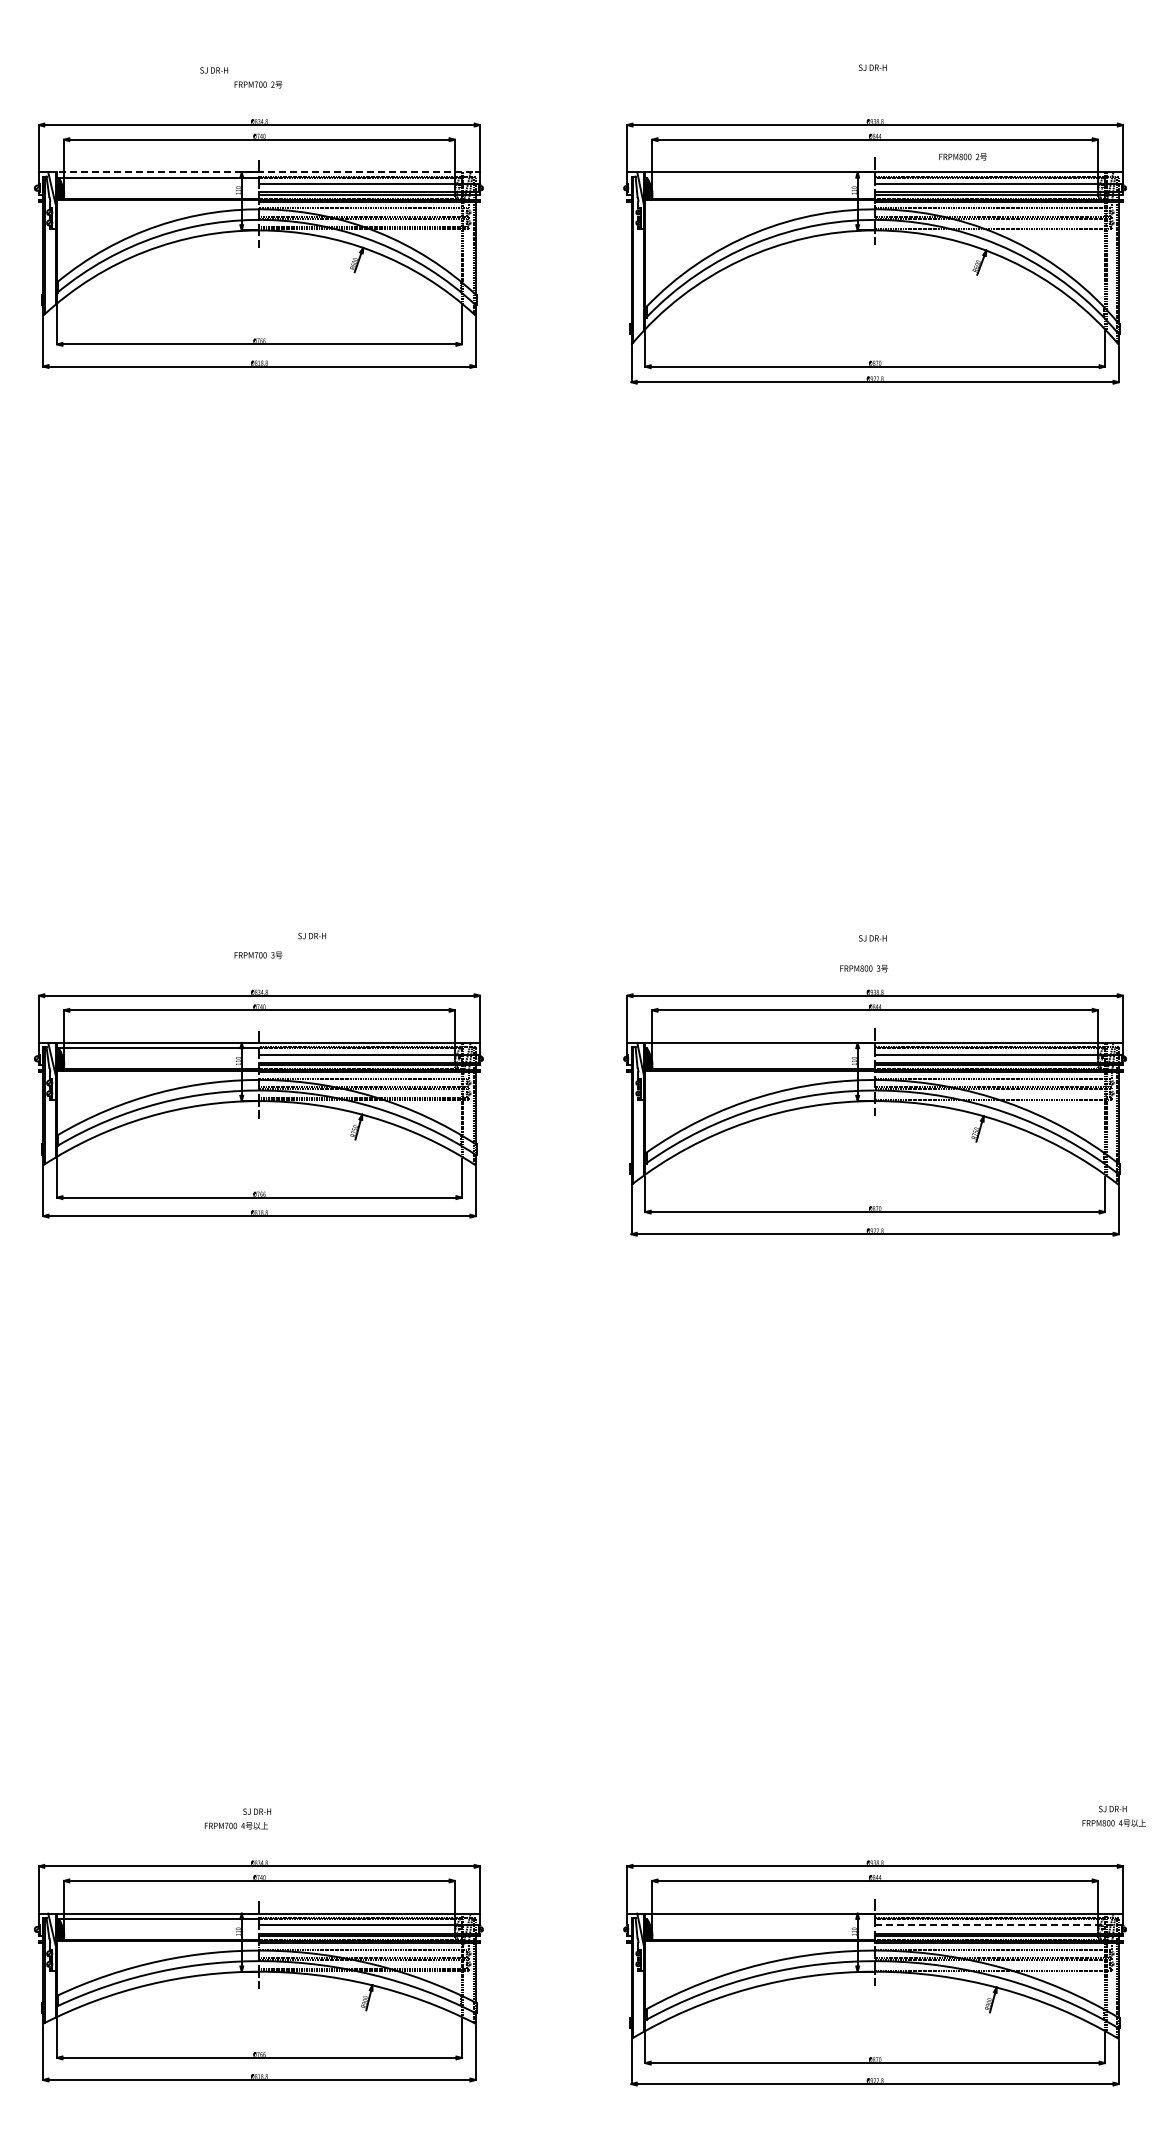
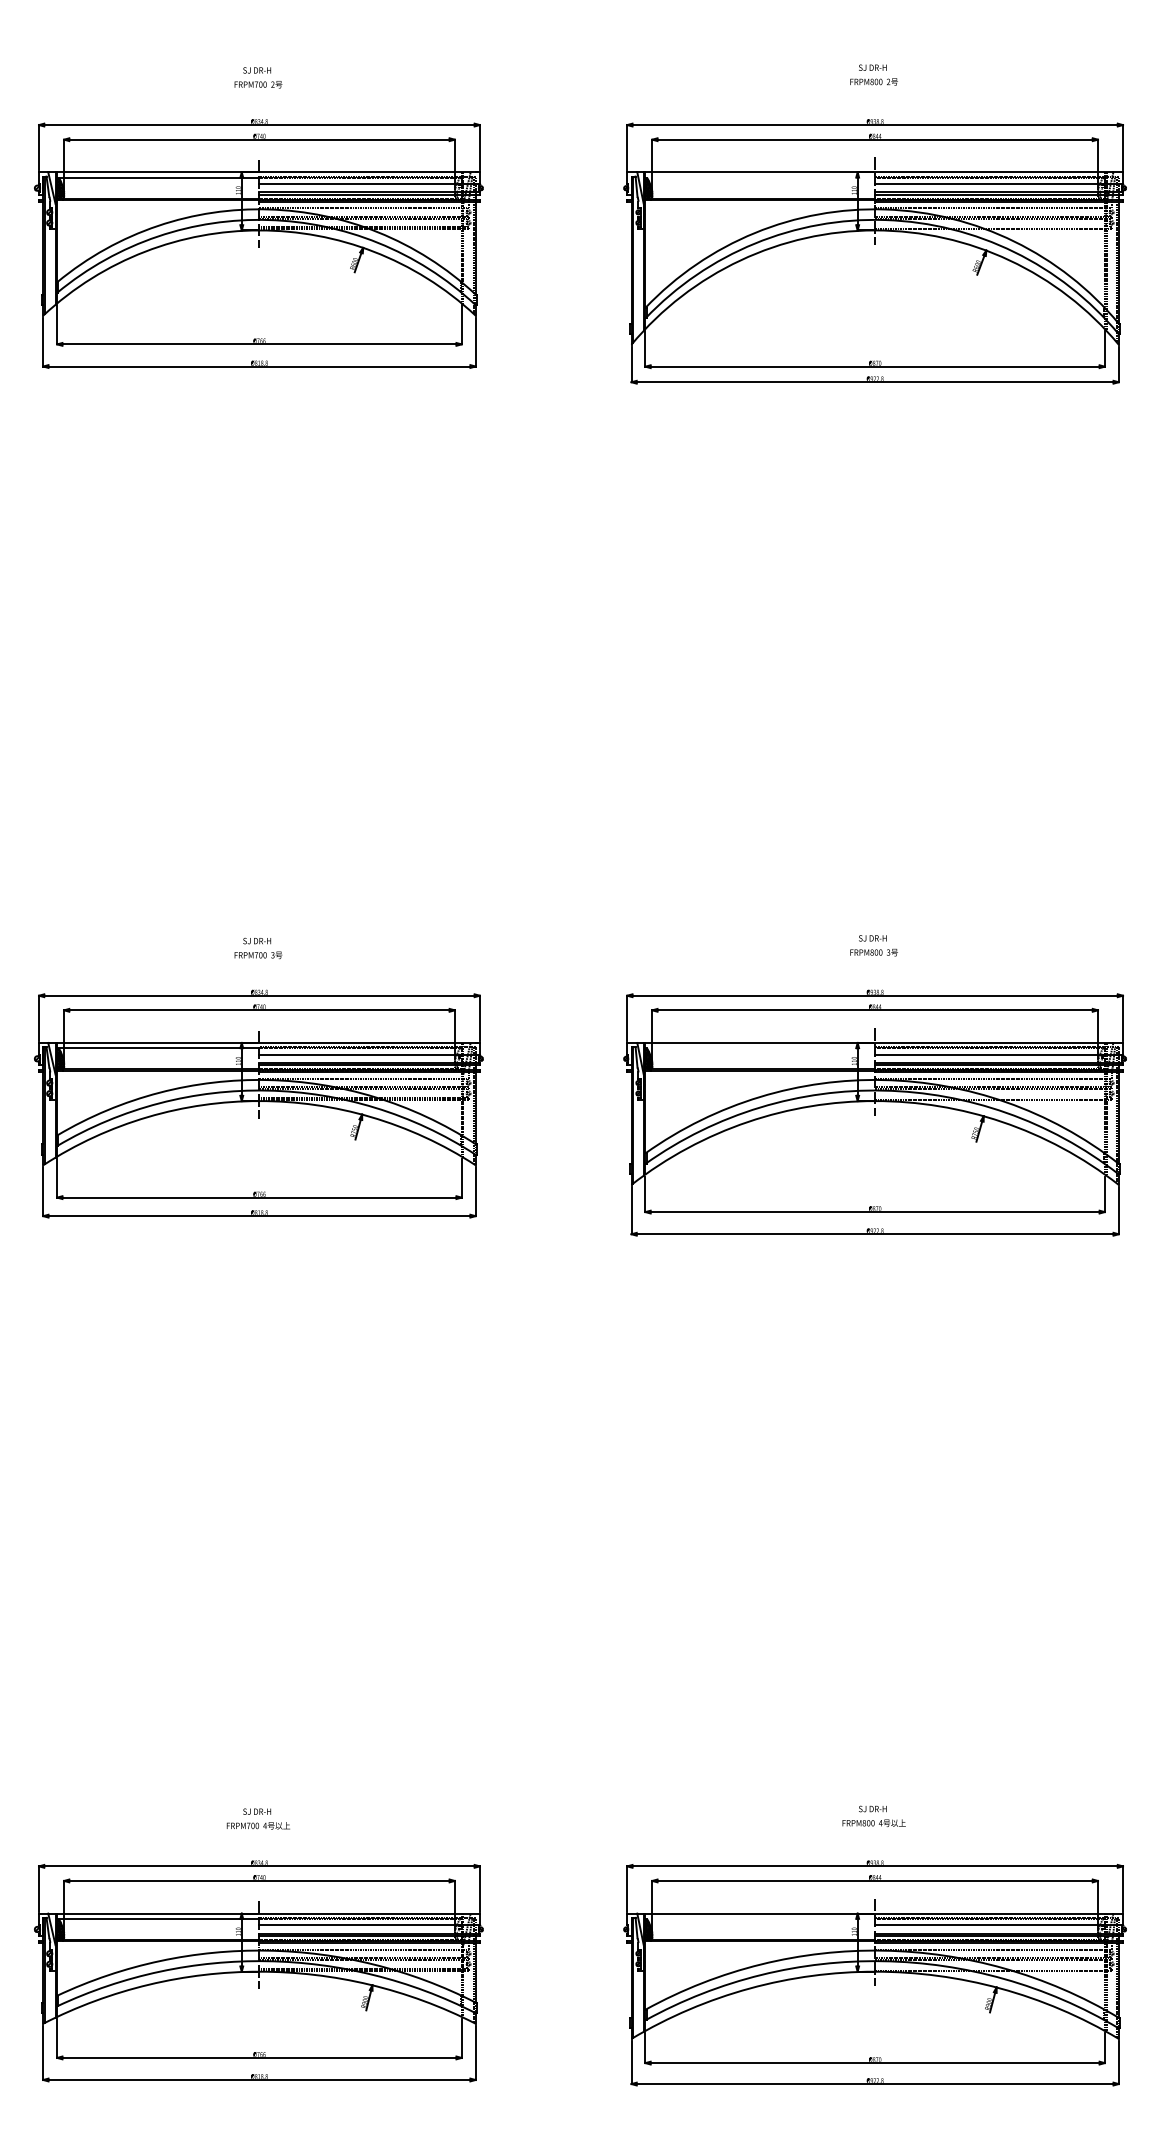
text position: (214, 70) -> (257, 70) (257, 70)
text position: (962, 156) -> (873, 81) (873, 81)
line: dashed -> solid (263, 172)
text position: (312, 935) -> (257, 940) (257, 940)
text position: (863, 968) -> (873, 952) (873, 952)
text position: (1113, 1815) -> (873, 1815) (873, 1815)
text position: (235, 1825) -> (257, 1825) (257, 1825)
line: dashed -> solid (999, 1925)
